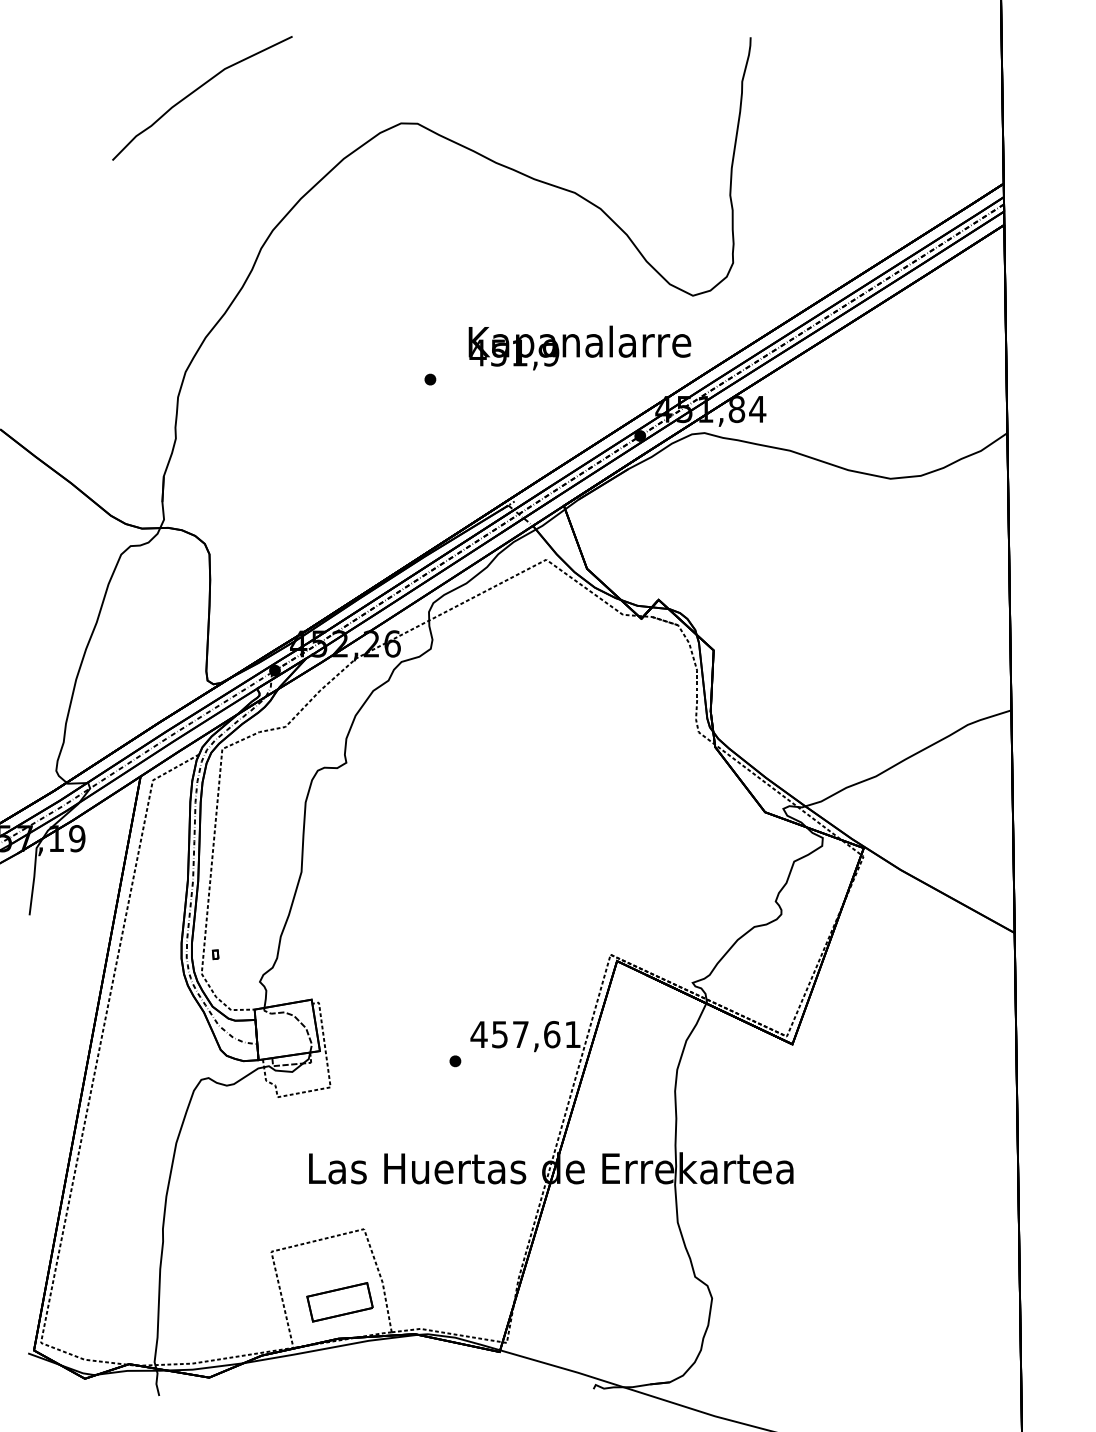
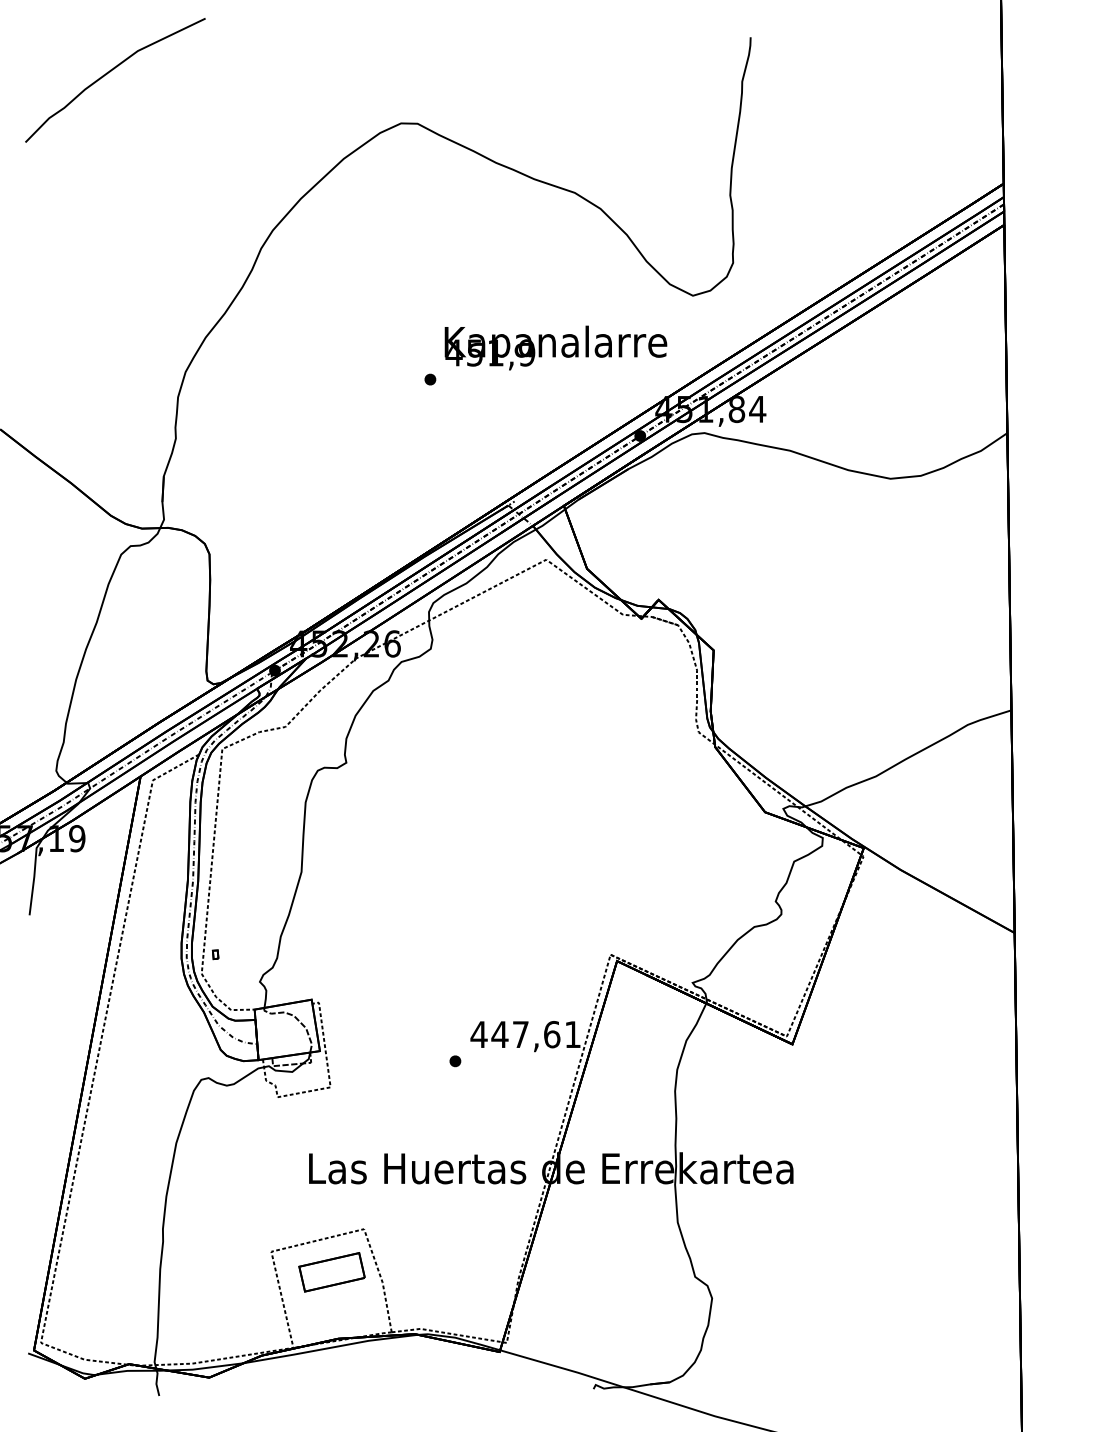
curve position: (197, 90) -> (110, 72) (110, 72)
text position: (579, 347) -> (555, 347) (555, 347)
text: 457,61 -> 447,61 (499, 1034)
part position: (339, 1302) -> (331, 1272) (331, 1272)
